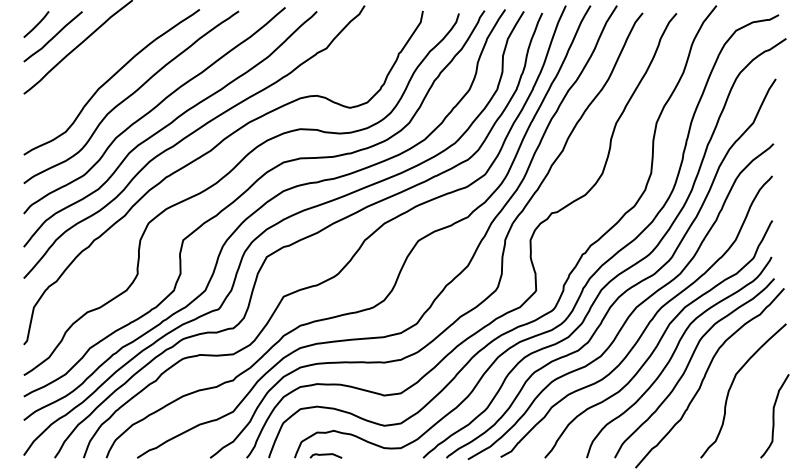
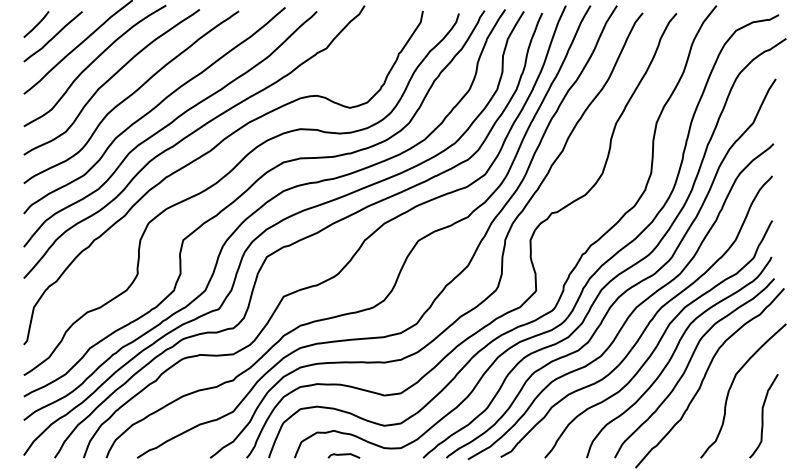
curve: none -> present (92, 63)
curve position: (774, 416) -> (763, 416) (763, 416)
curve position: (325, 455) -> (343, 455) (343, 455)
